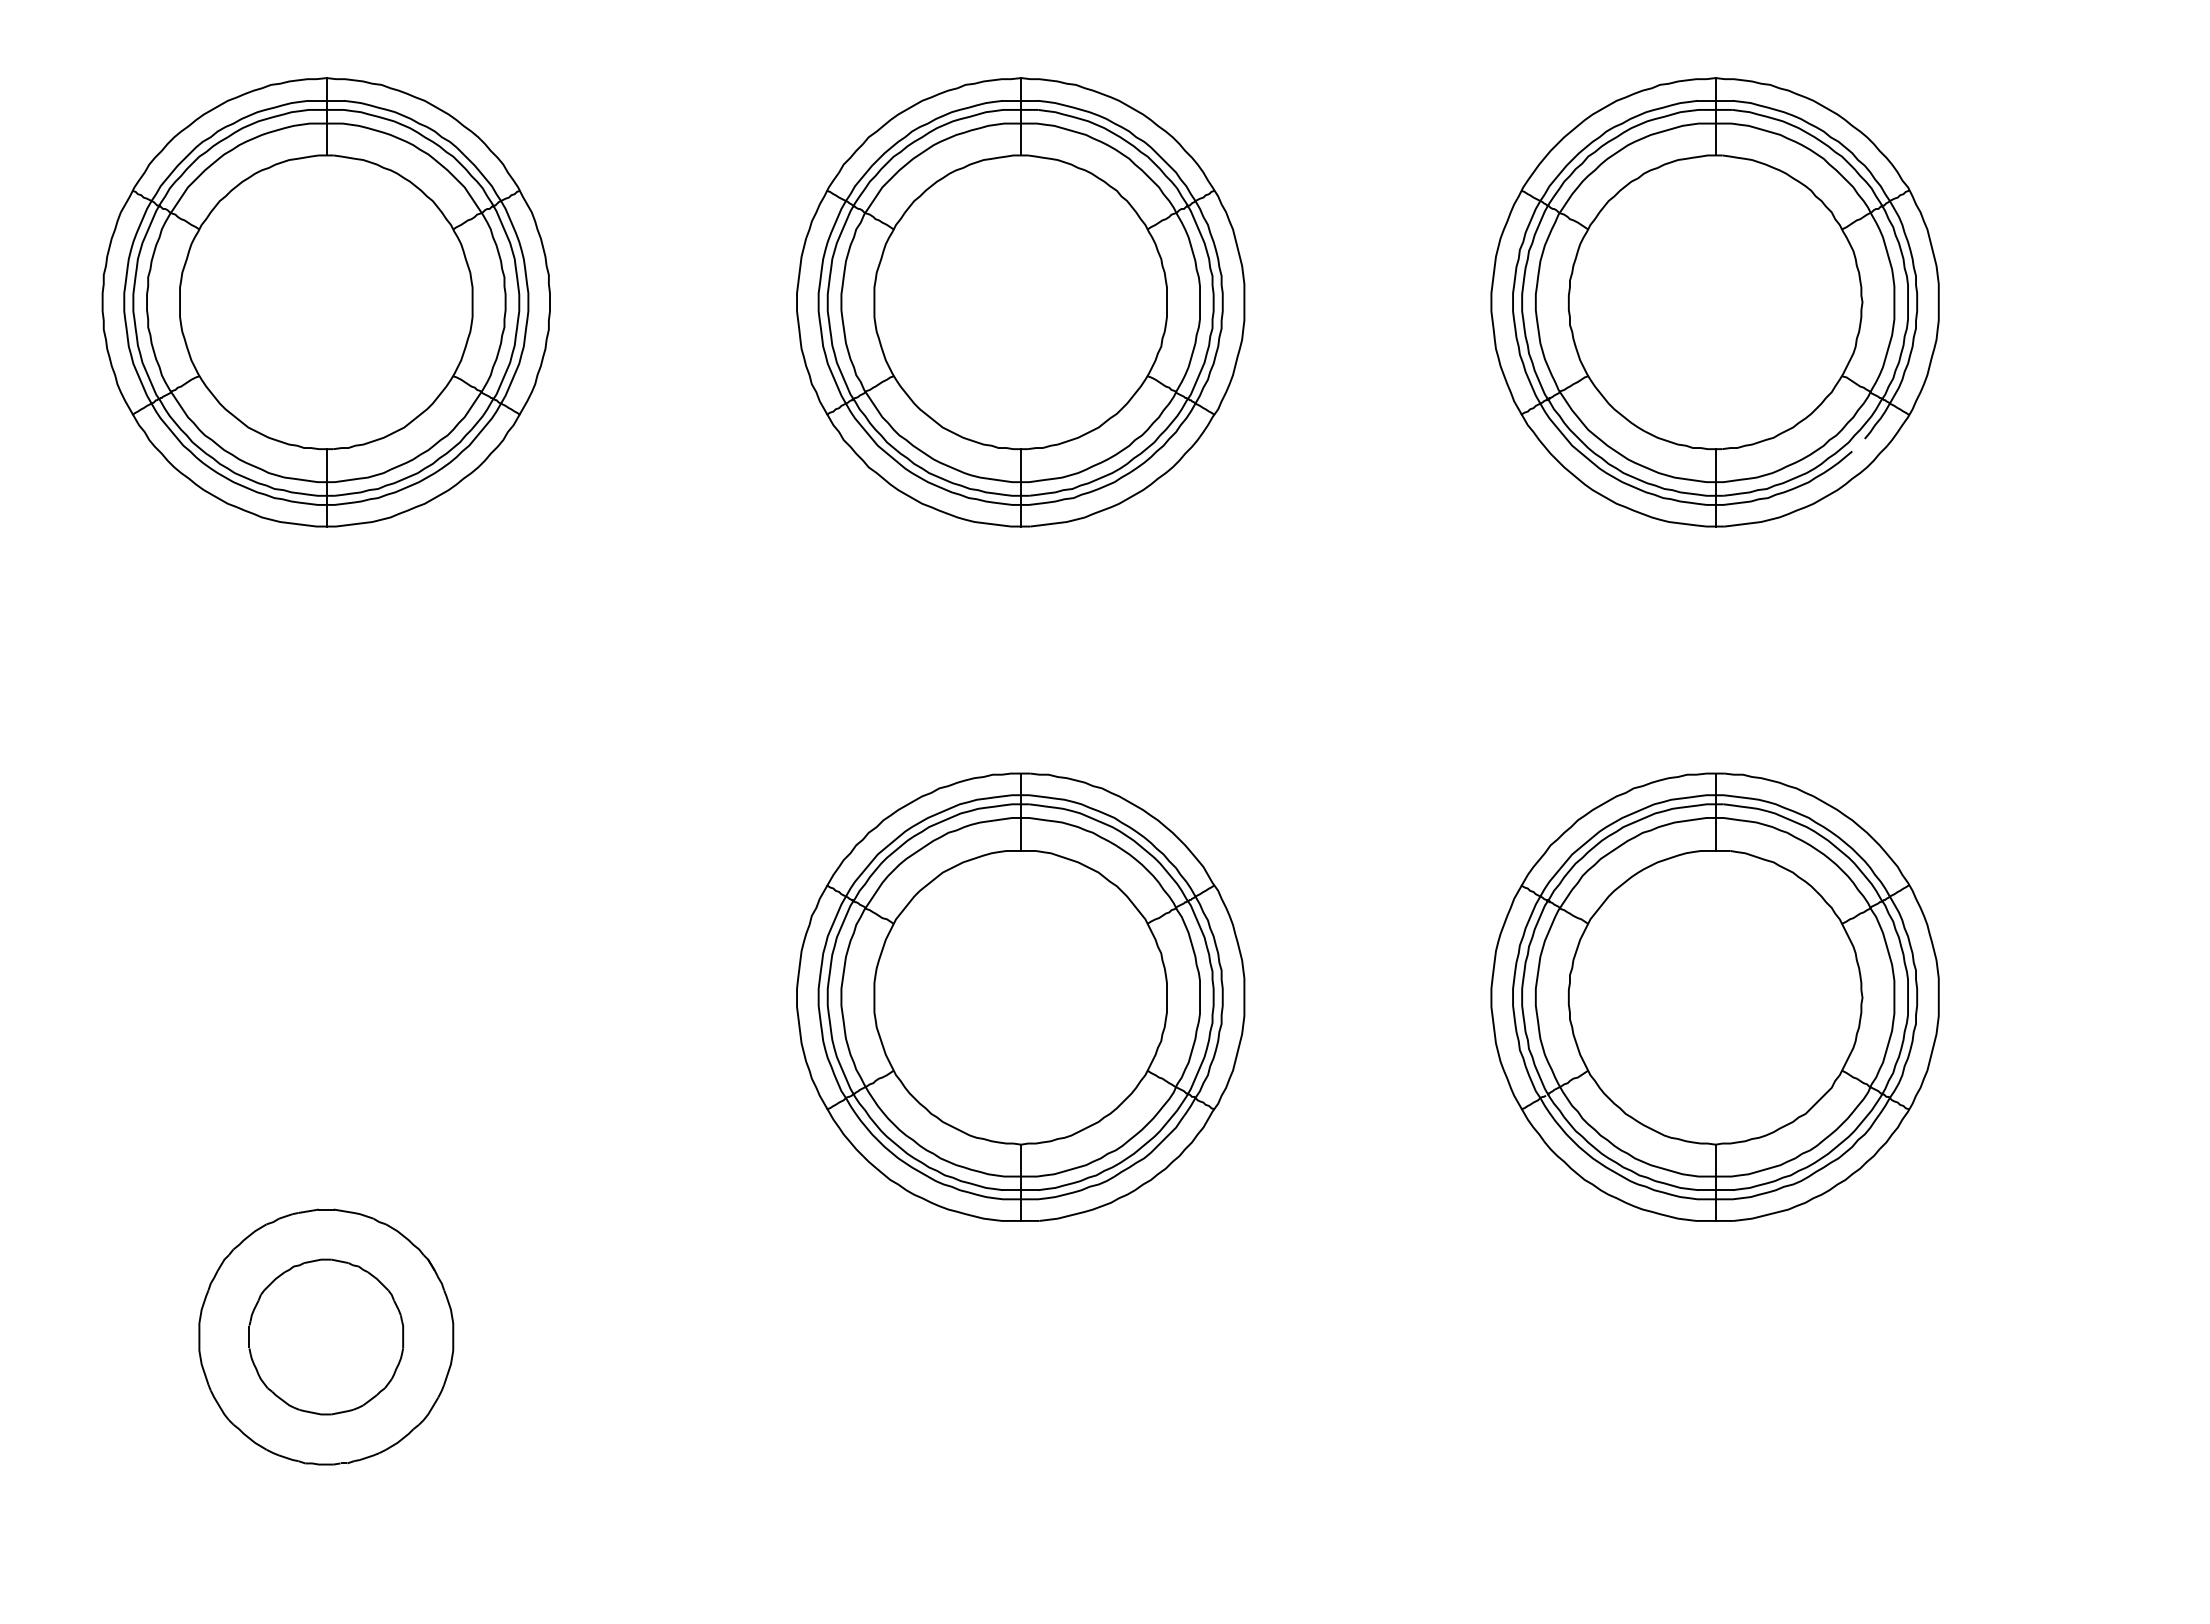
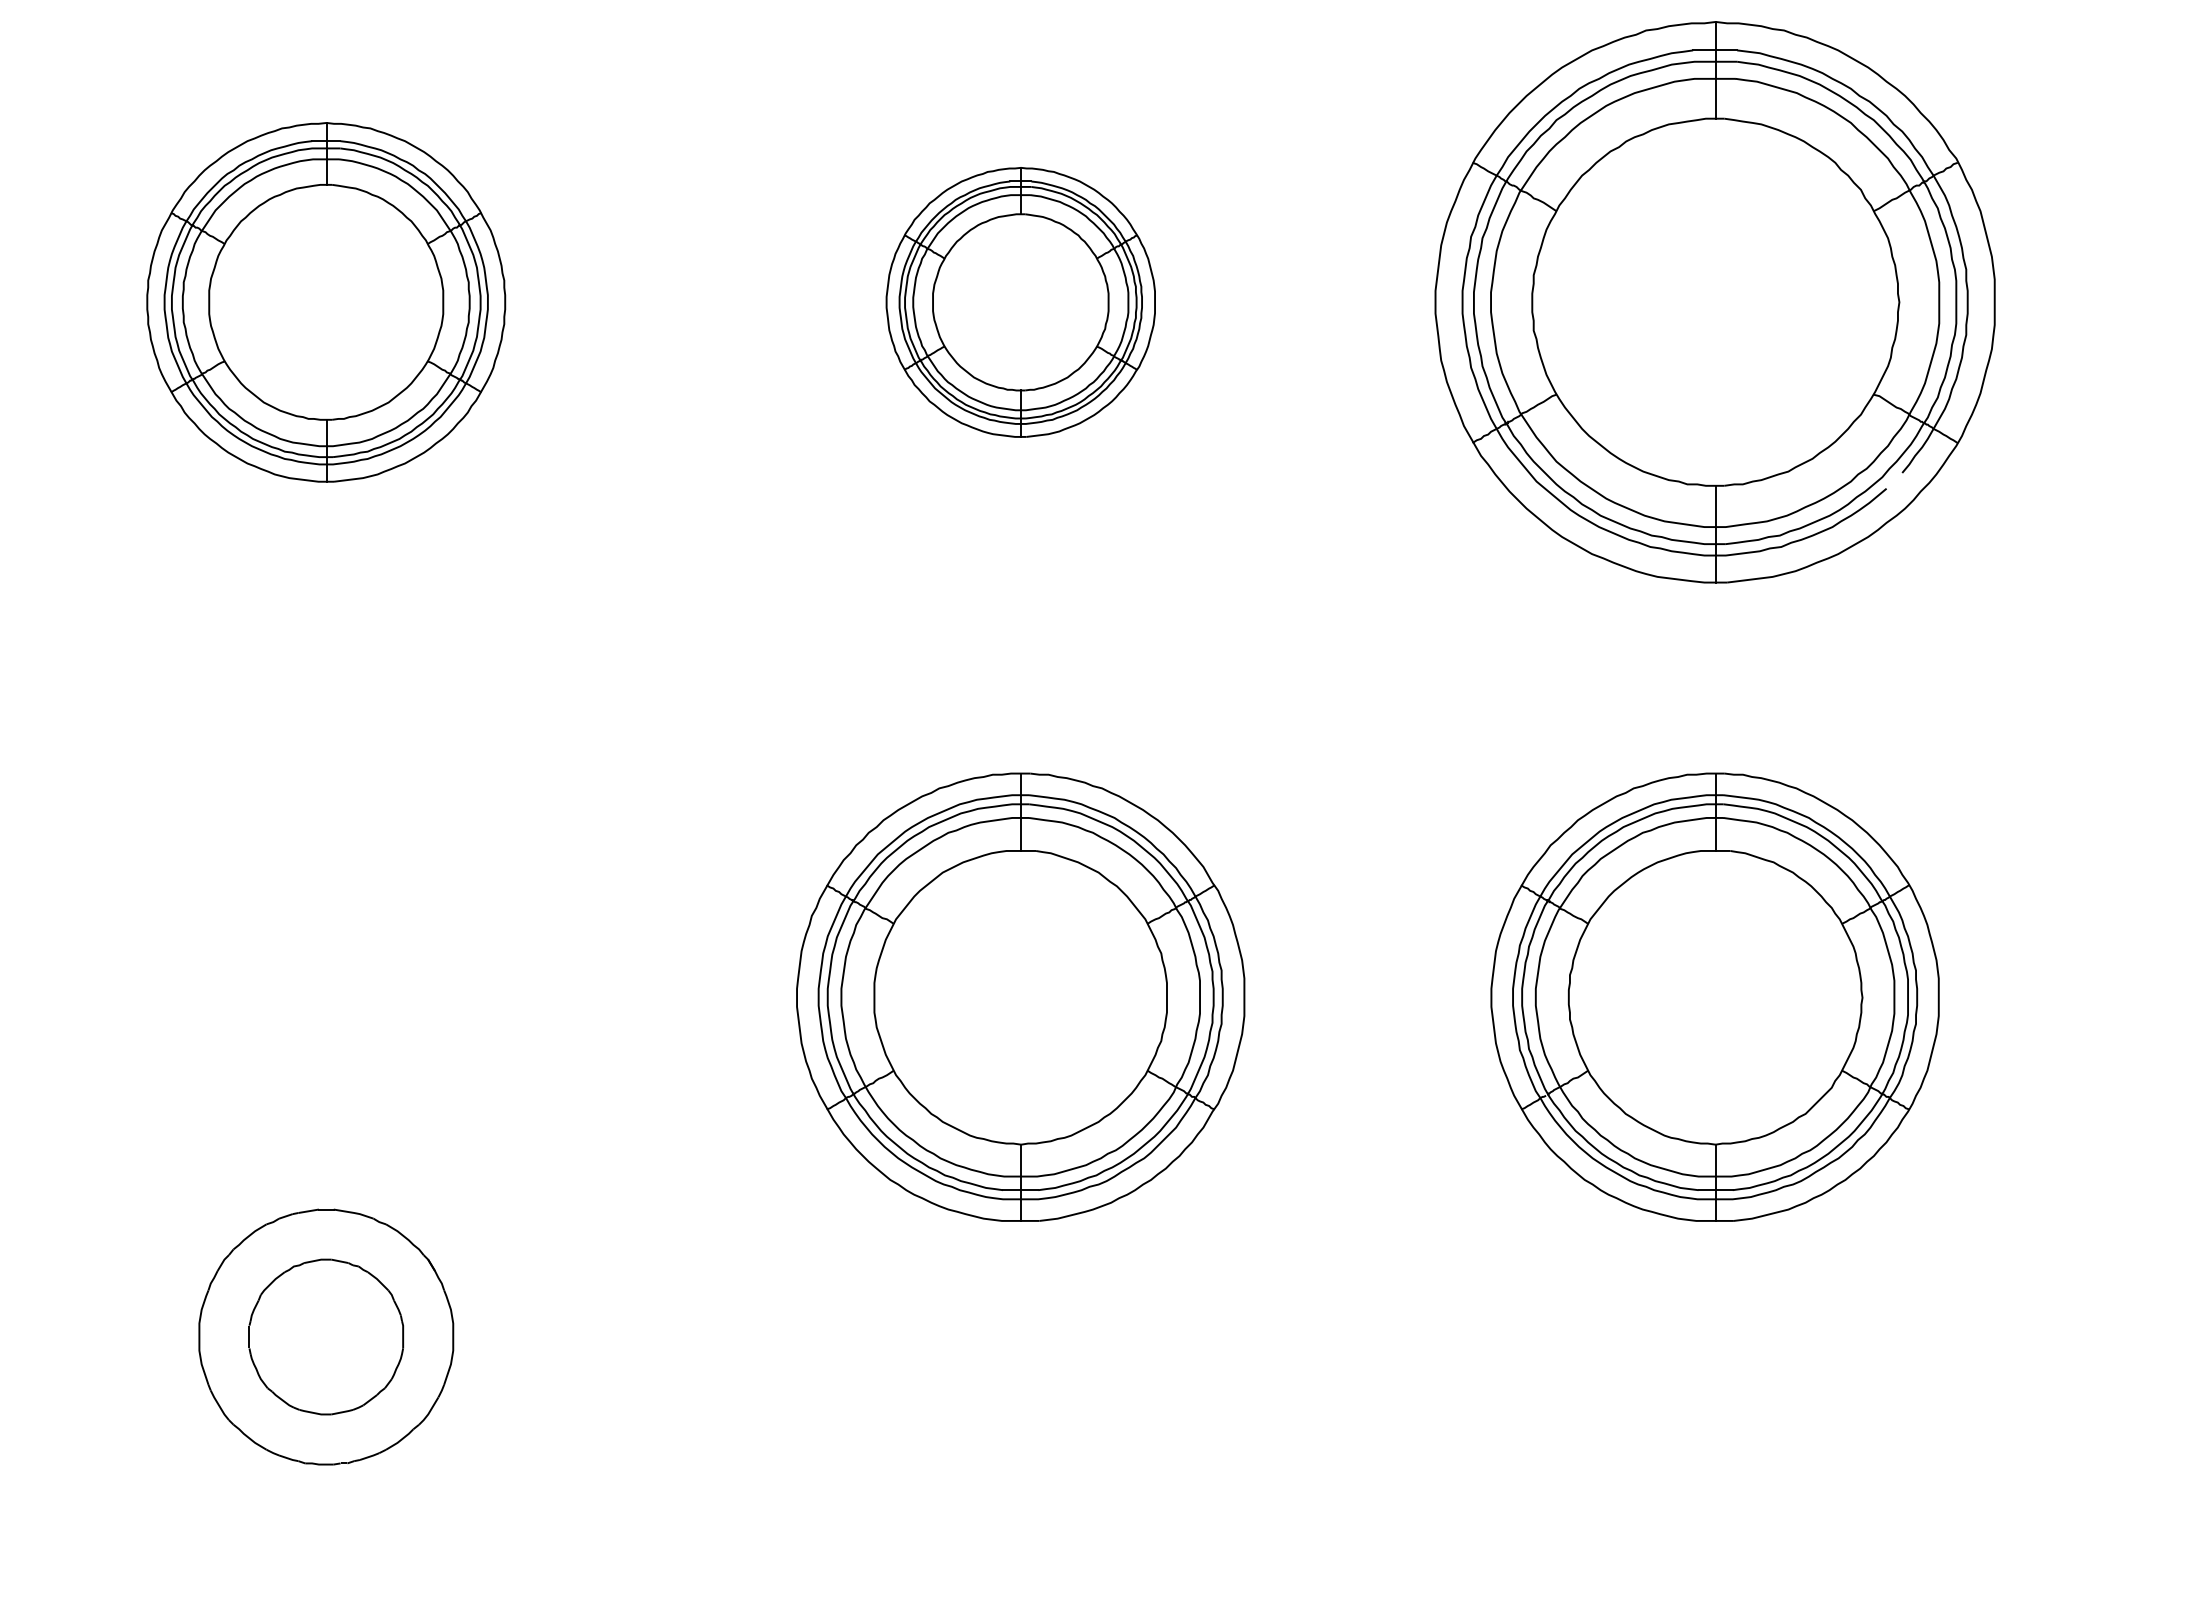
part size: 450x451 px -> 361x361 px (326, 302)
part size: 450x451 px -> 271x271 px (1020, 302)
part size: 450x451 px -> 562x563 px (1714, 302)
